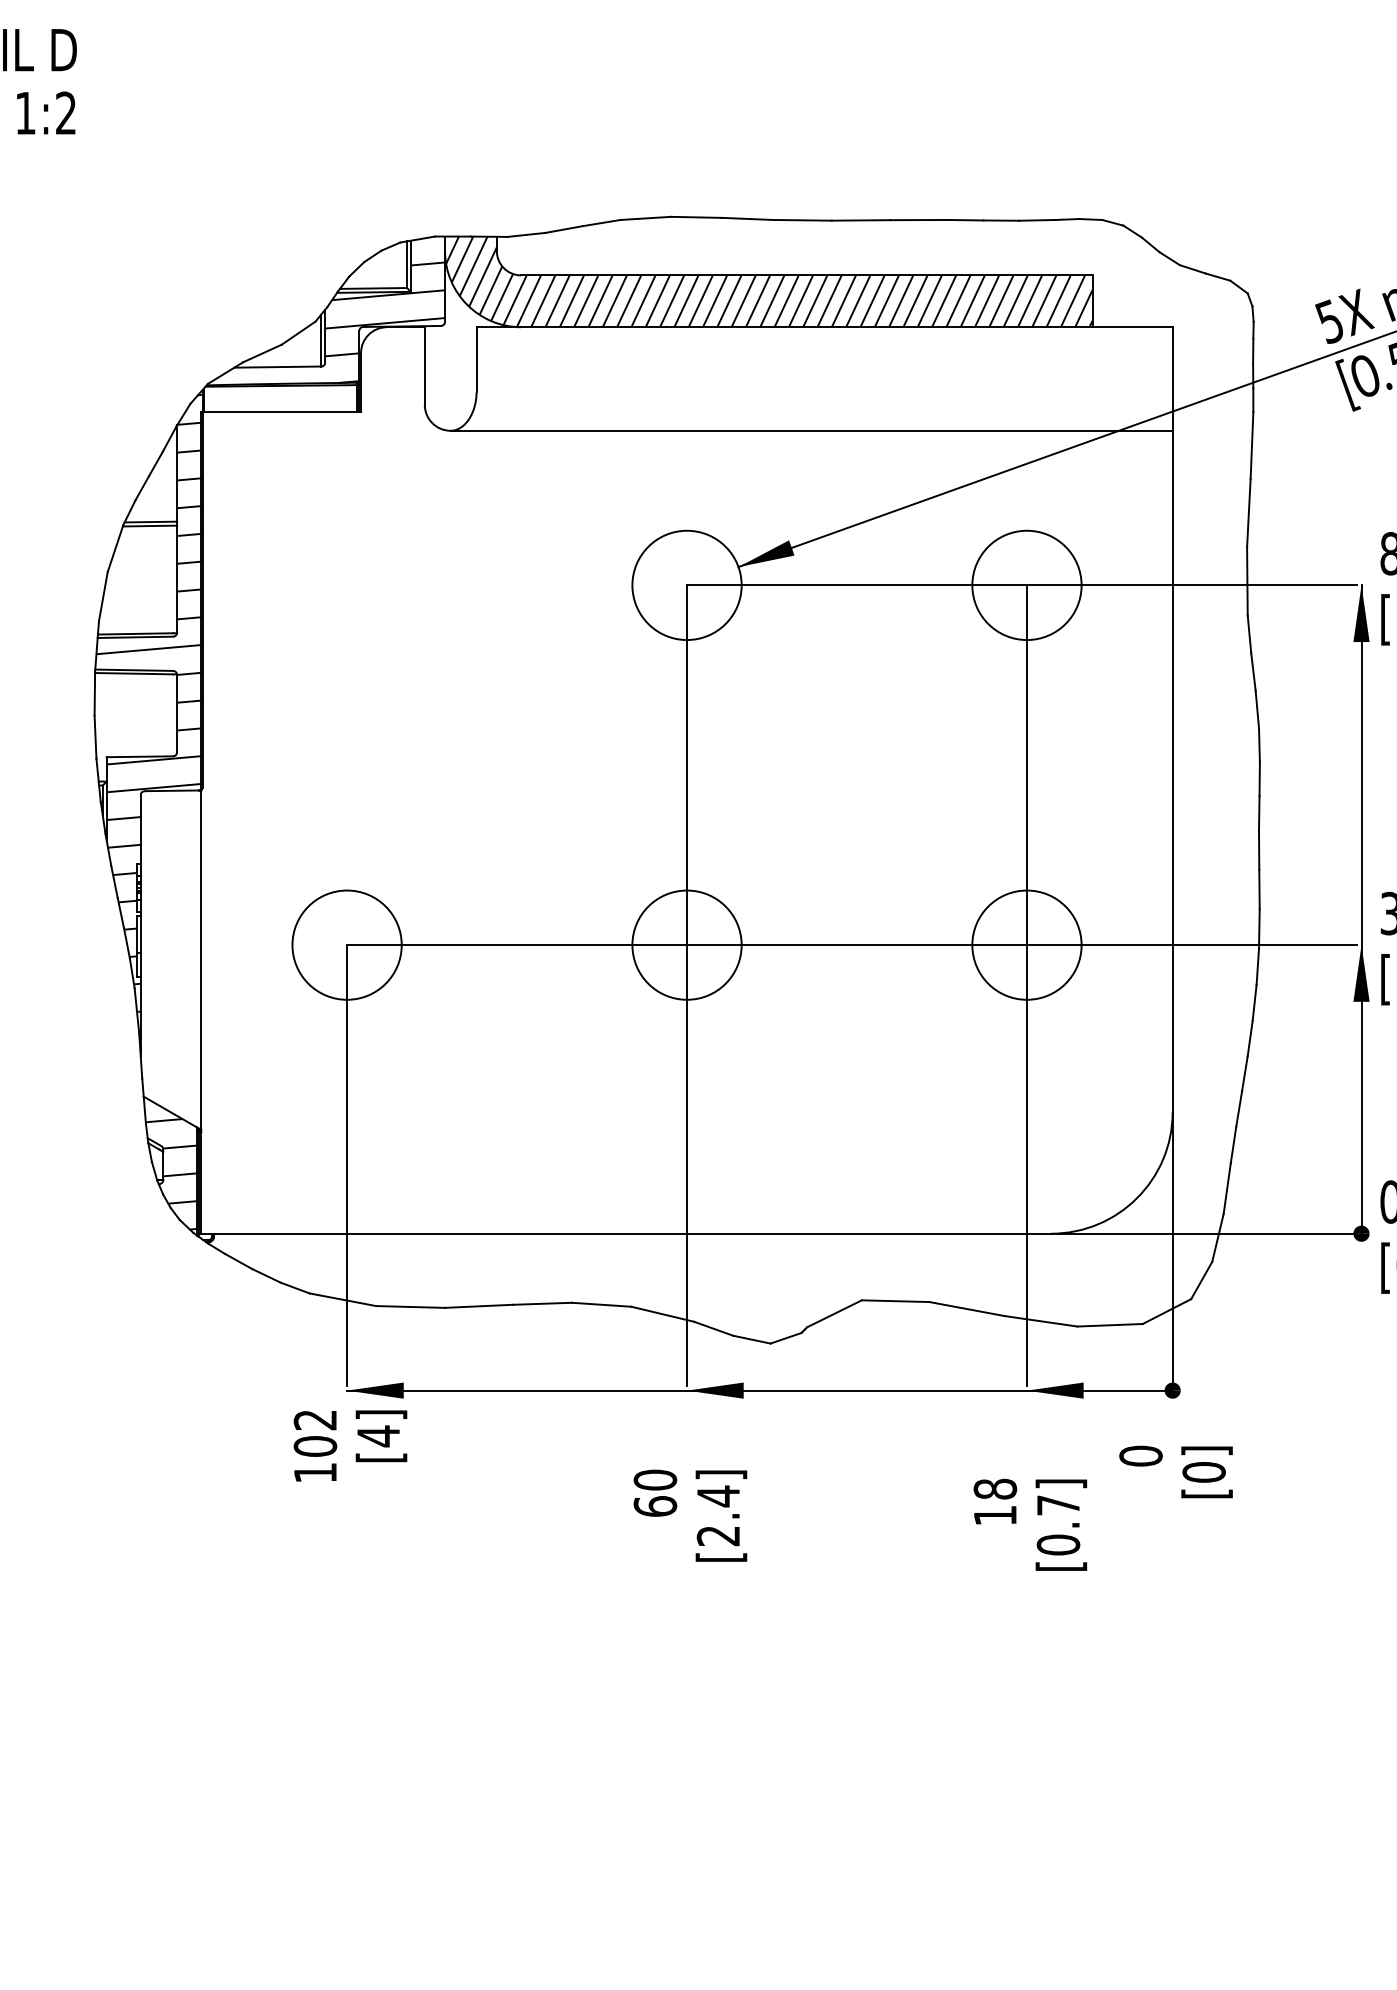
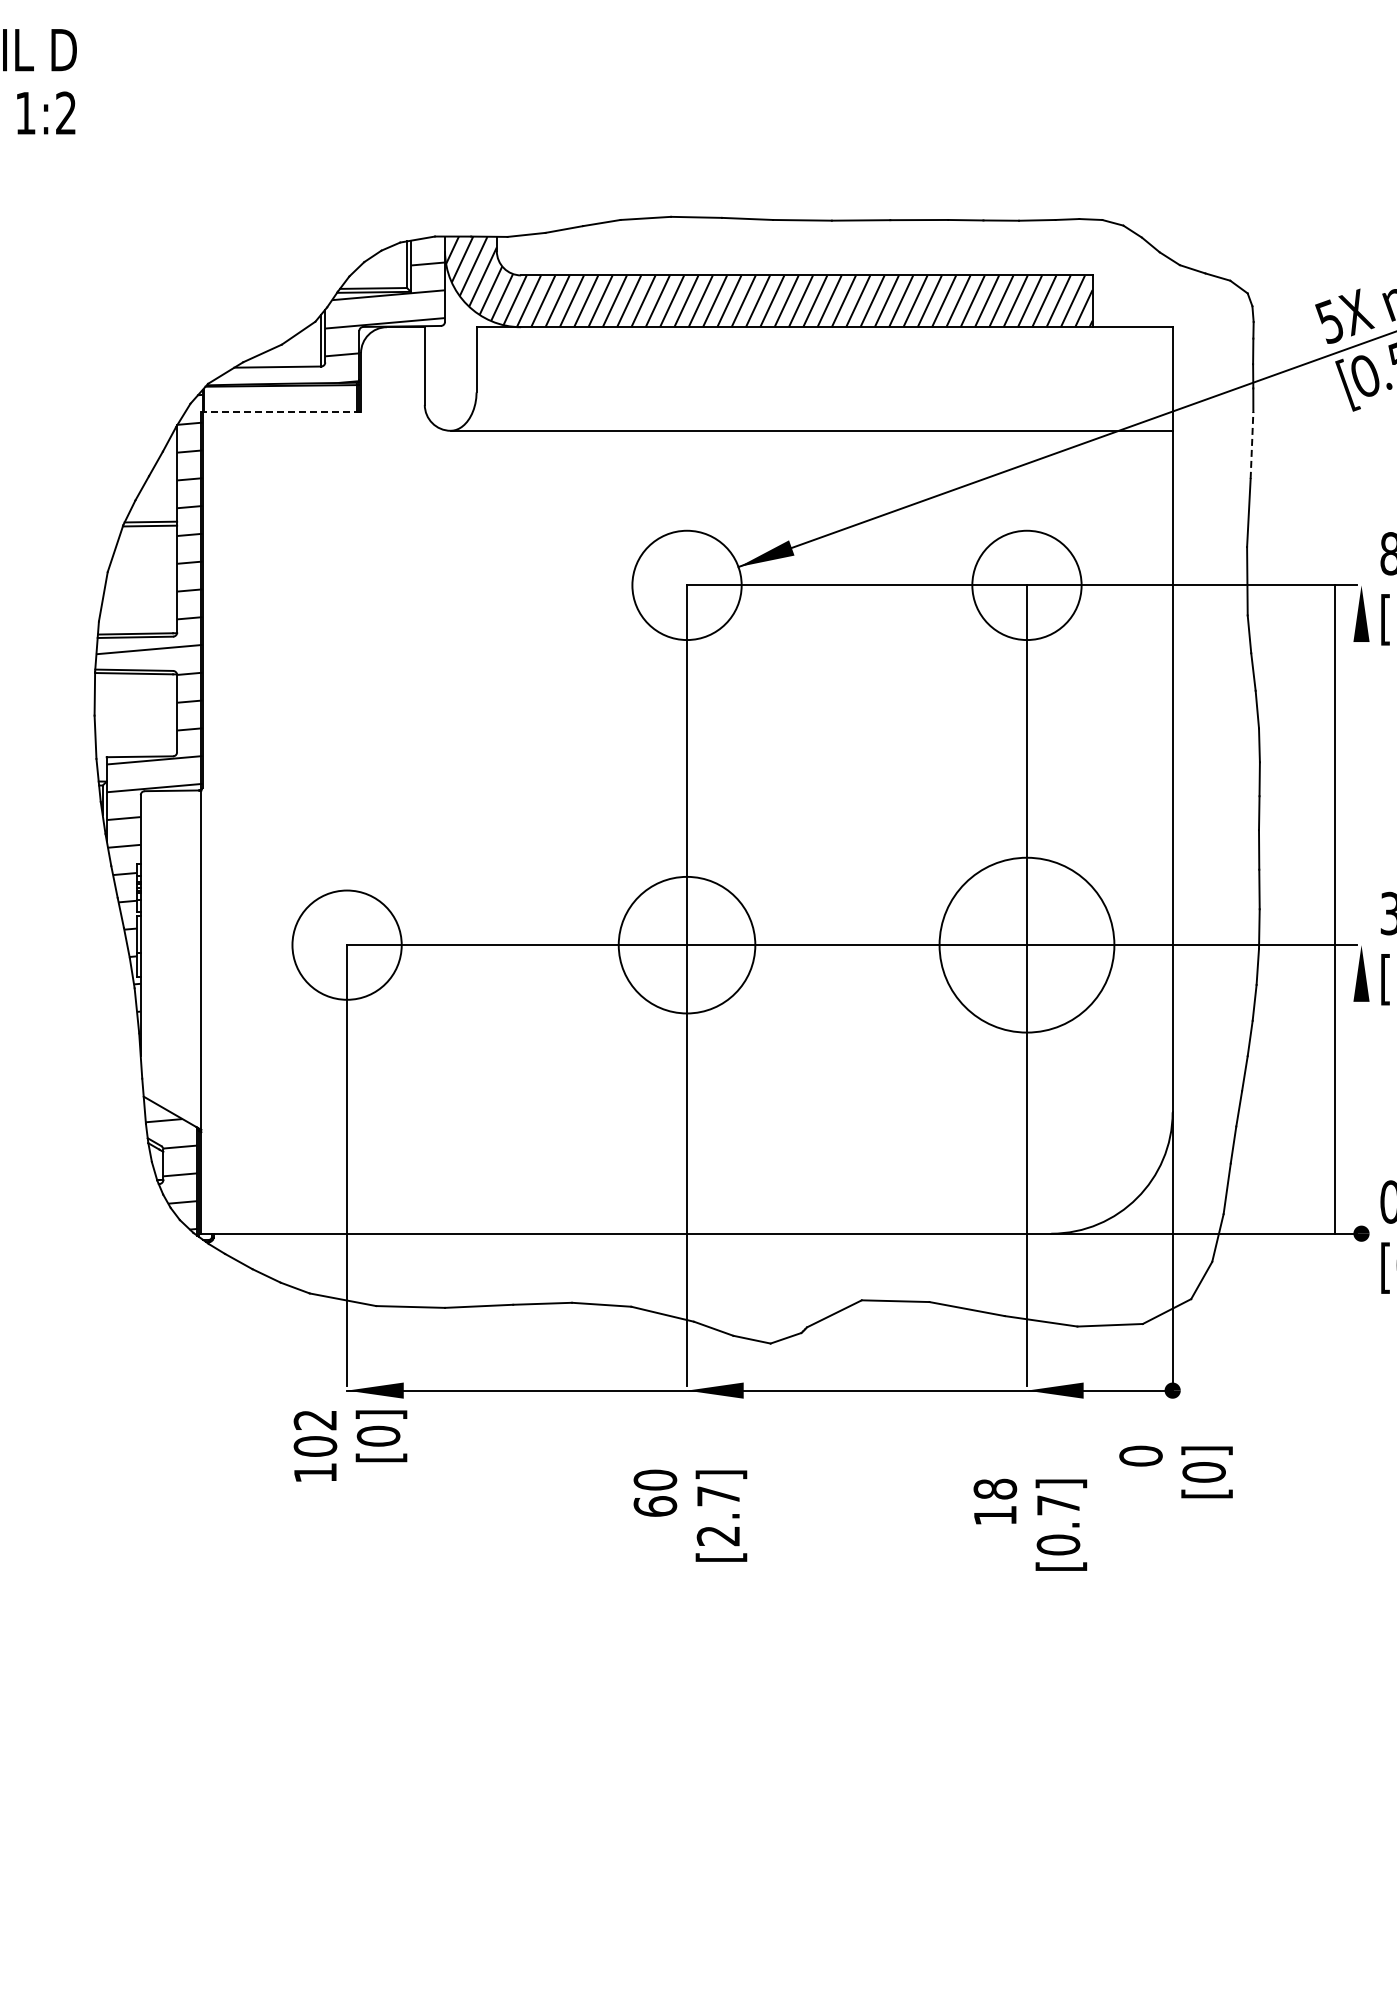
line: solid -> dashed (281, 411)
line: solid -> dashed (1252, 444)
line position: (1361, 909) -> (1334, 909) (1334, 909)
circle diameter: 109 px -> 137 px (686, 944)
circle diameter: 109 px -> 175 px (1026, 944)
text: [4] -> [0] (378, 1436)
text: [2.4] -> [2.7] (718, 1496)
